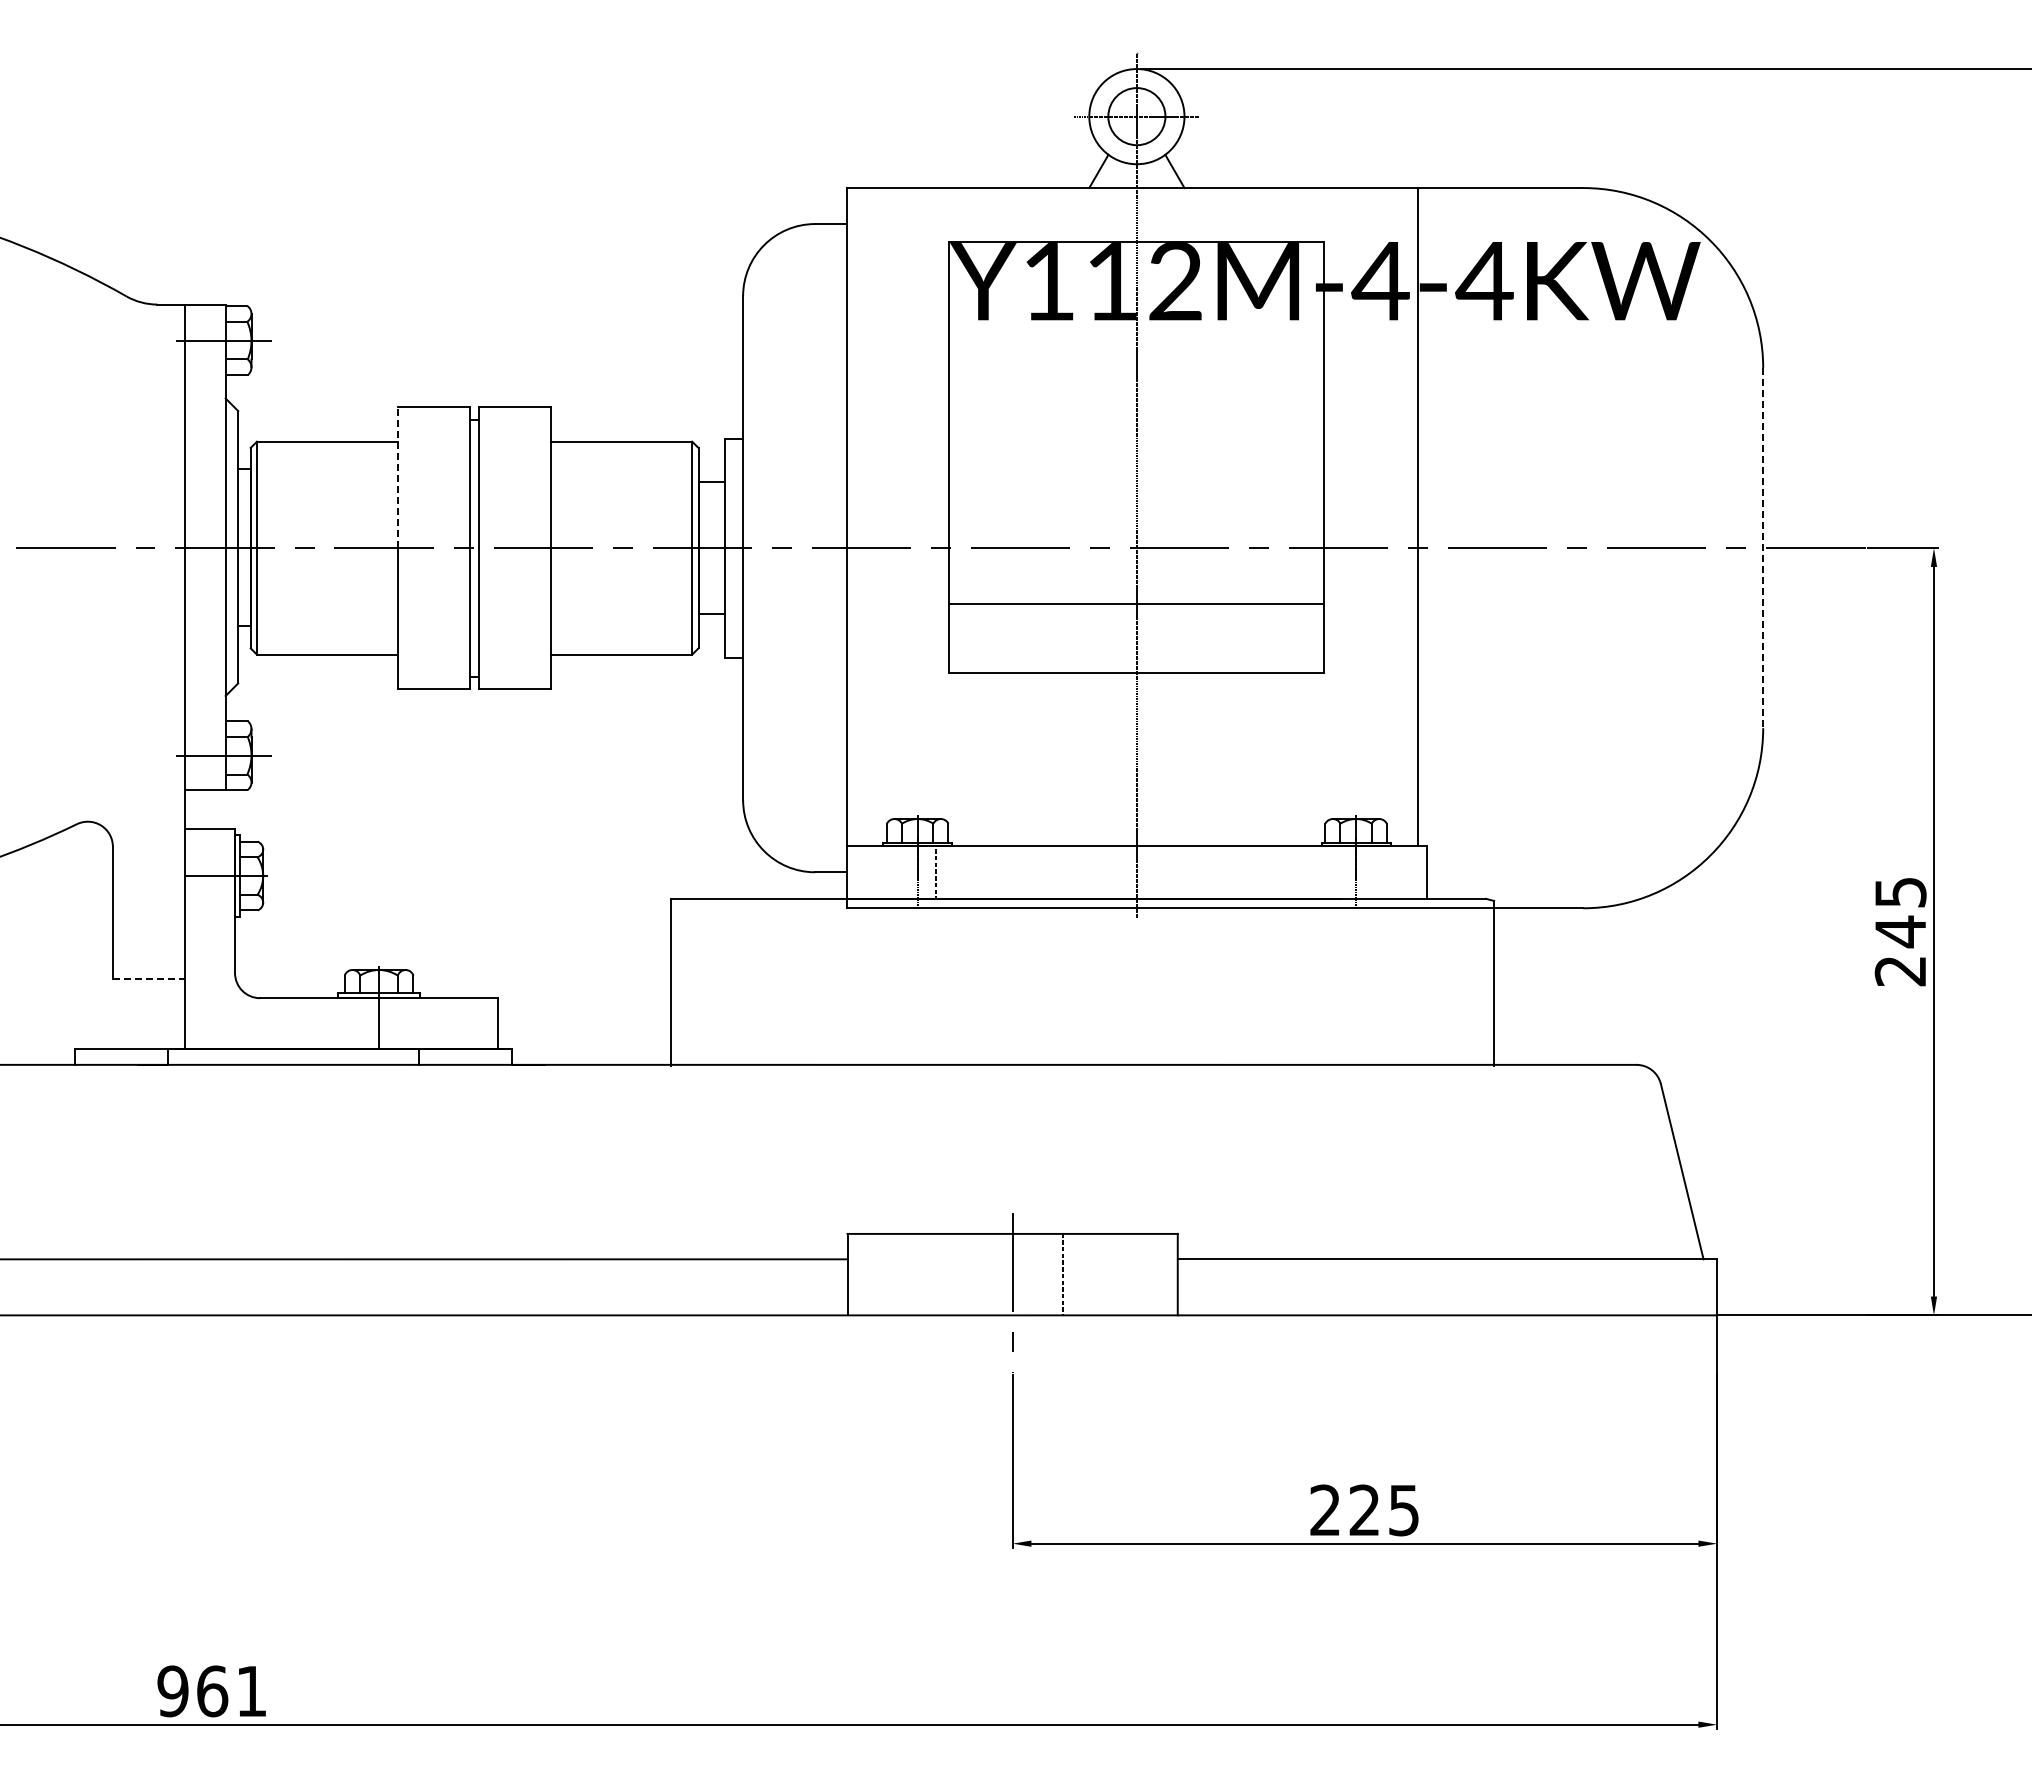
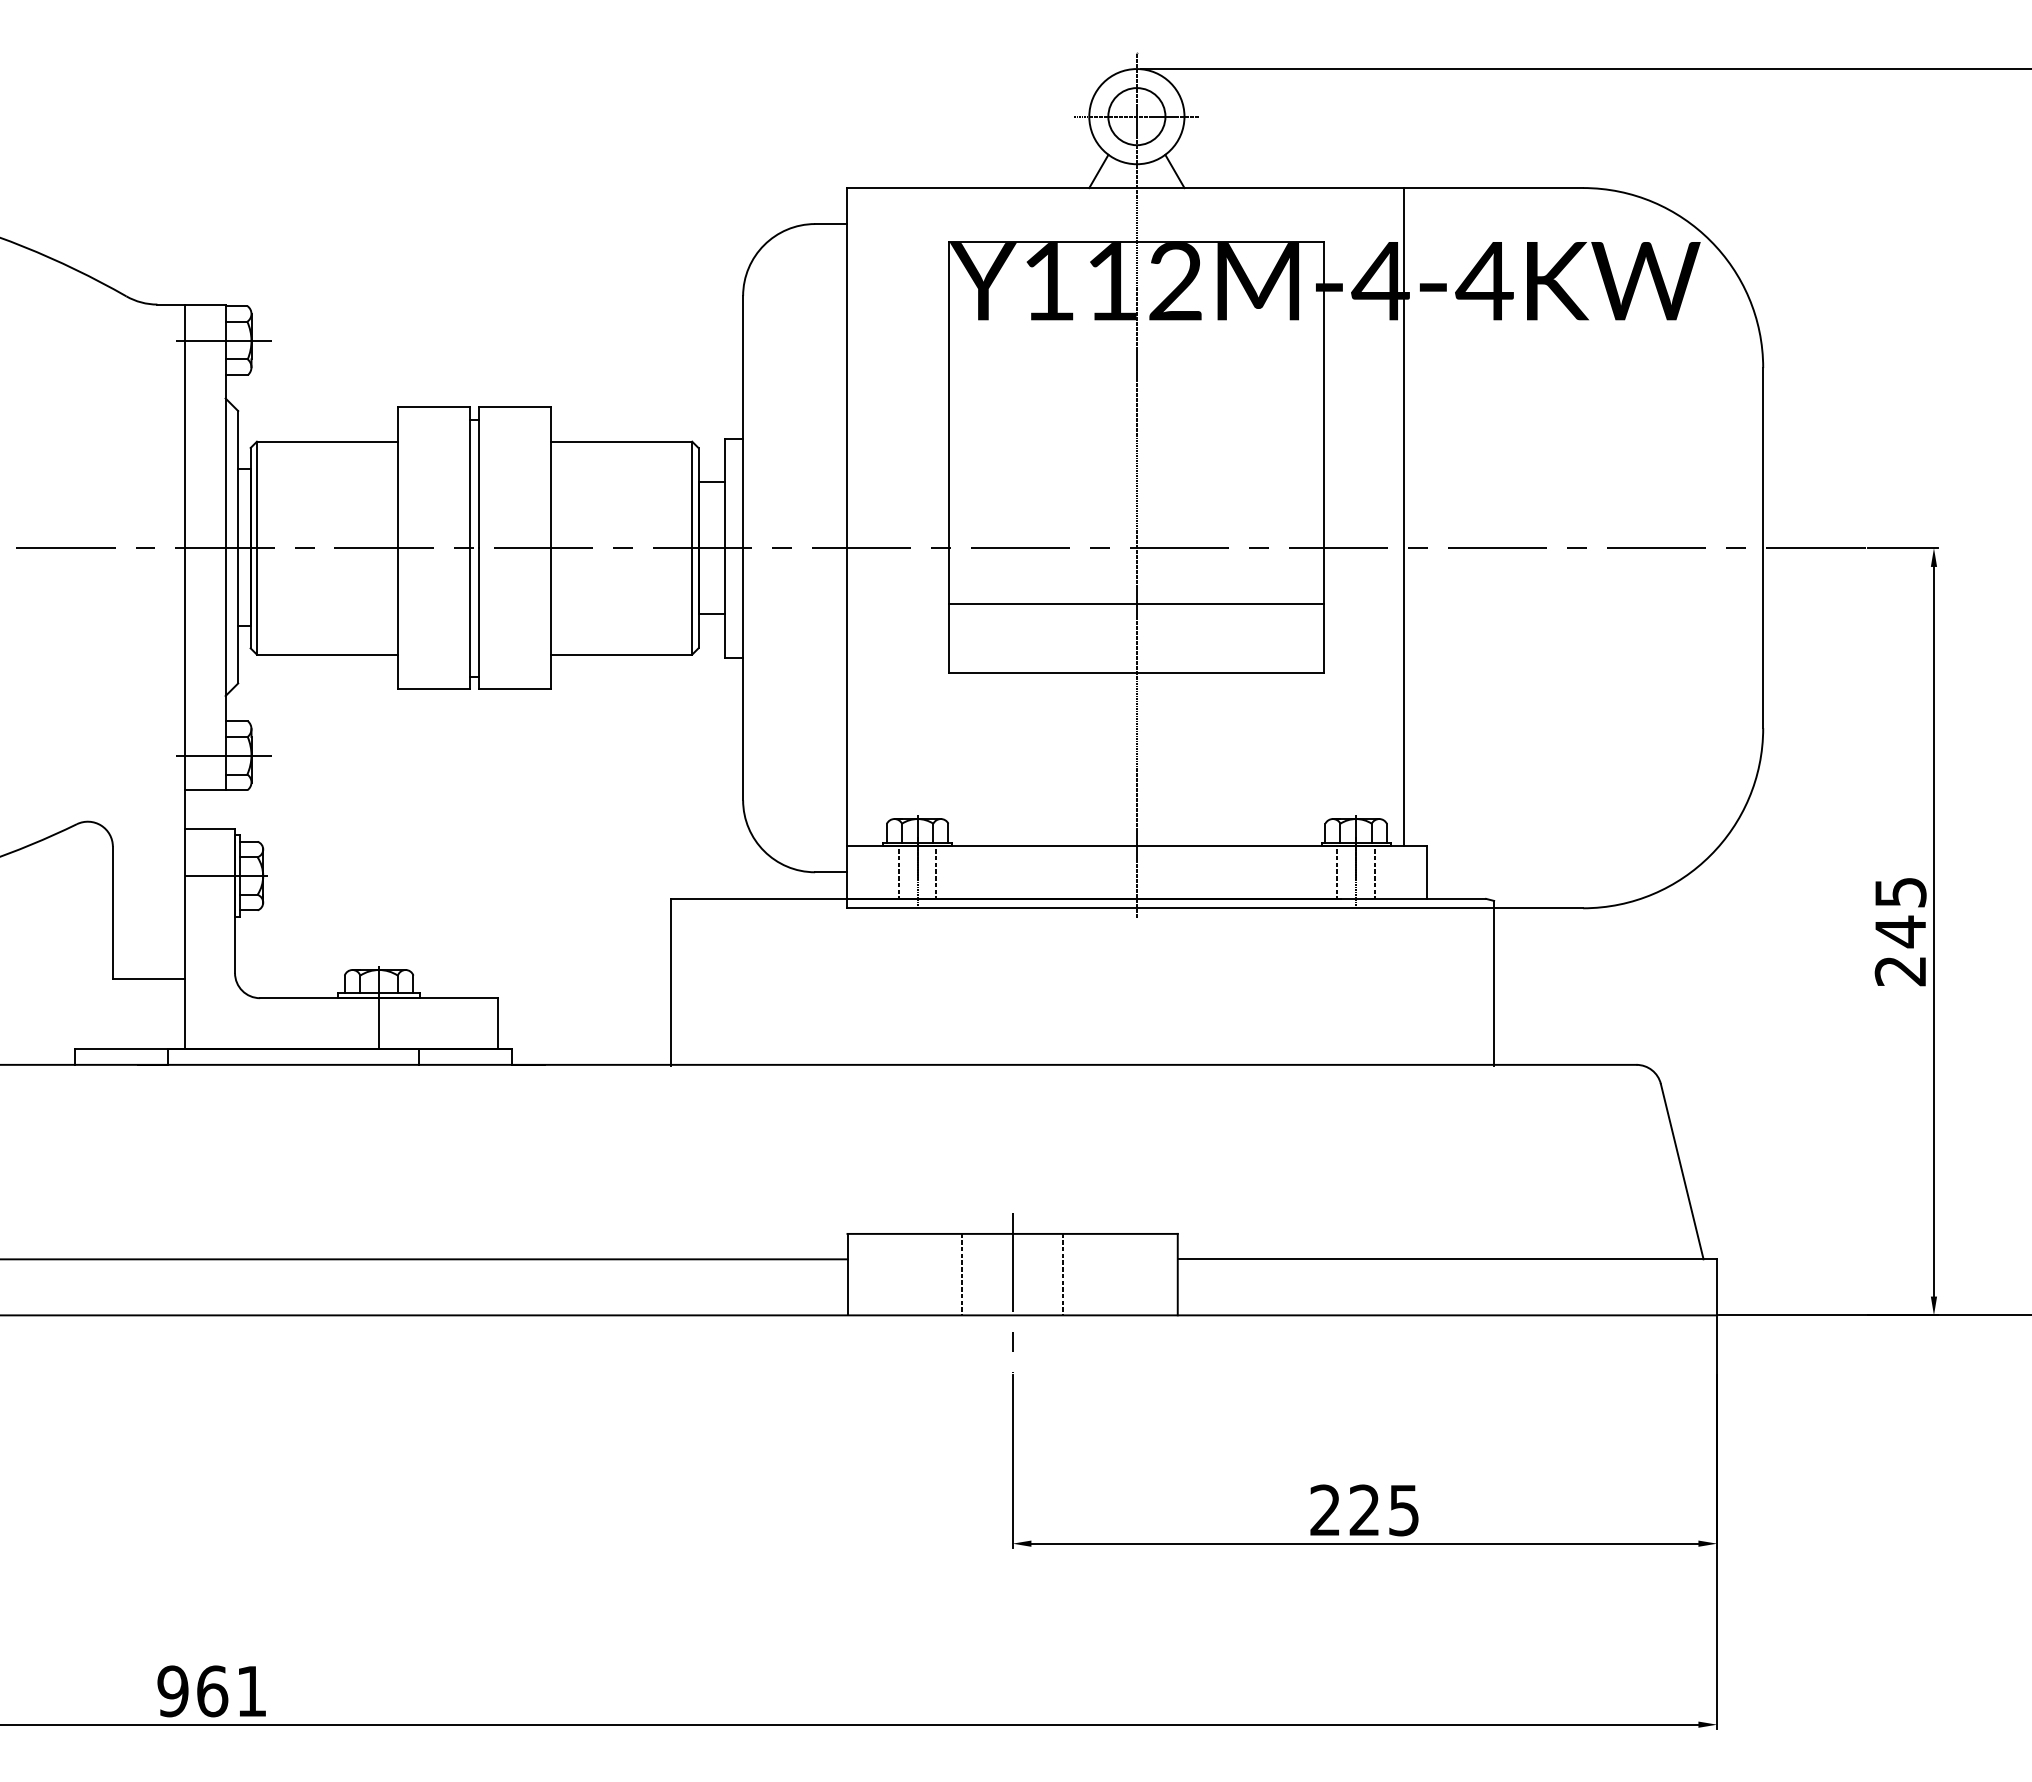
line: dashed -> solid (397, 477)
line position: (1418, 516) -> (1404, 516) (1404, 516)
line: dashed -> solid (1763, 548)
line: none -> present (898, 871)
line: none -> present (1337, 871)
line: none -> present (1374, 871)
line: dashed -> solid (149, 979)
line: none -> present (962, 1274)
